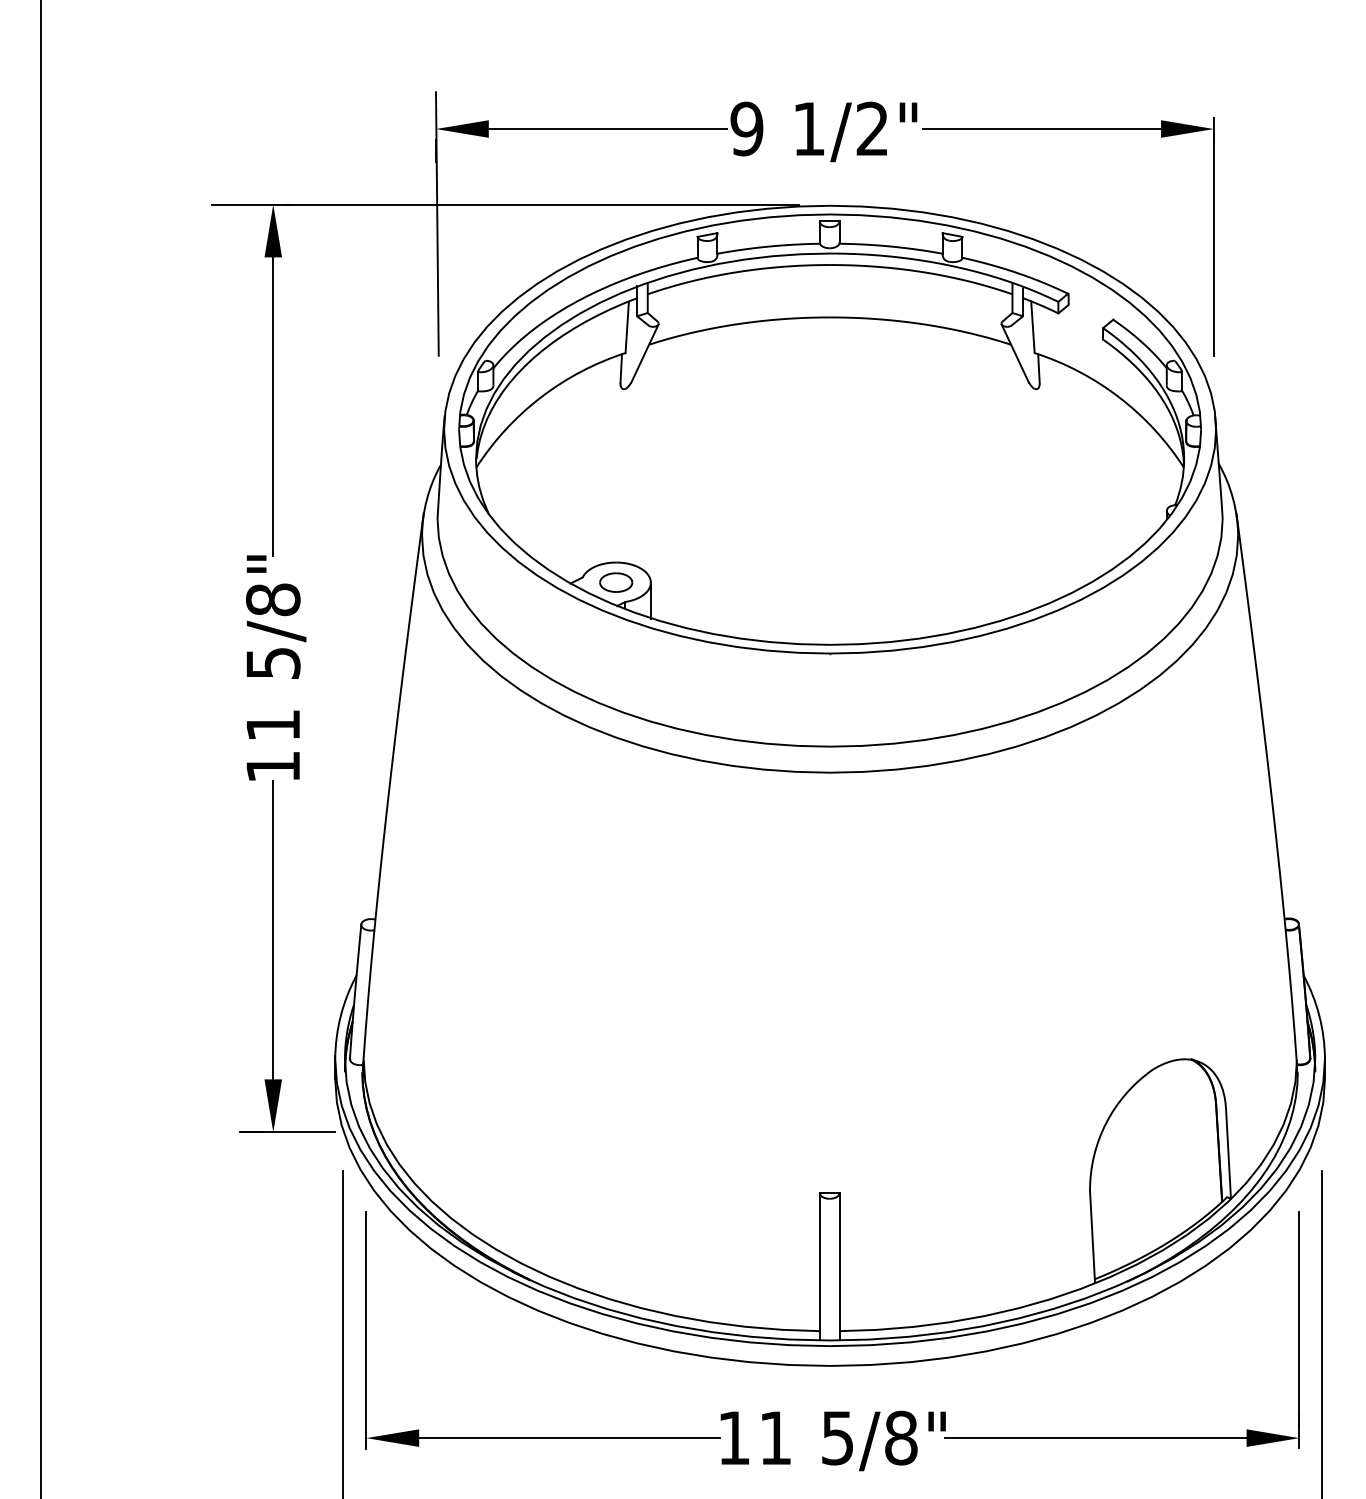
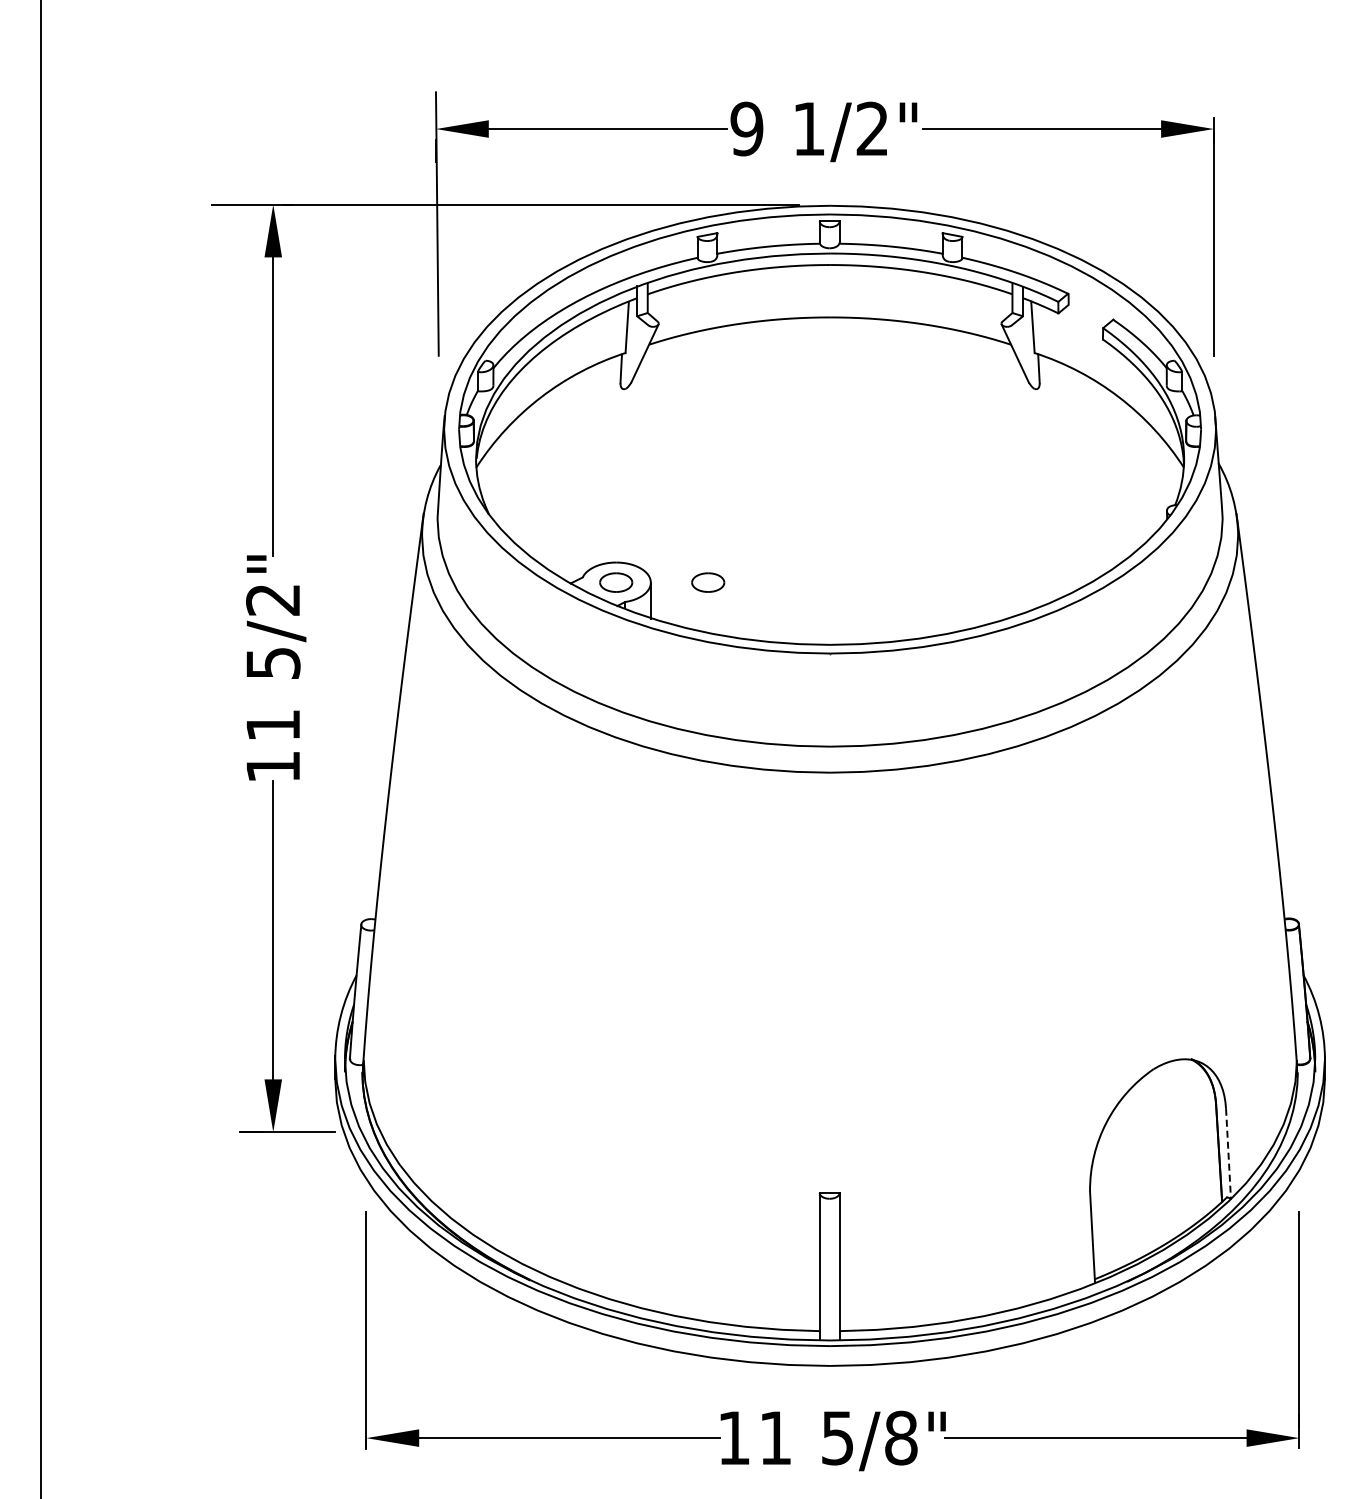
part: none -> present (708, 582)
text: 5/8" -> 5/2" (273, 599)
line: solid -> dashed (1228, 1153)
line: present -> none (342, 1333)
line: present -> none (1322, 1333)
